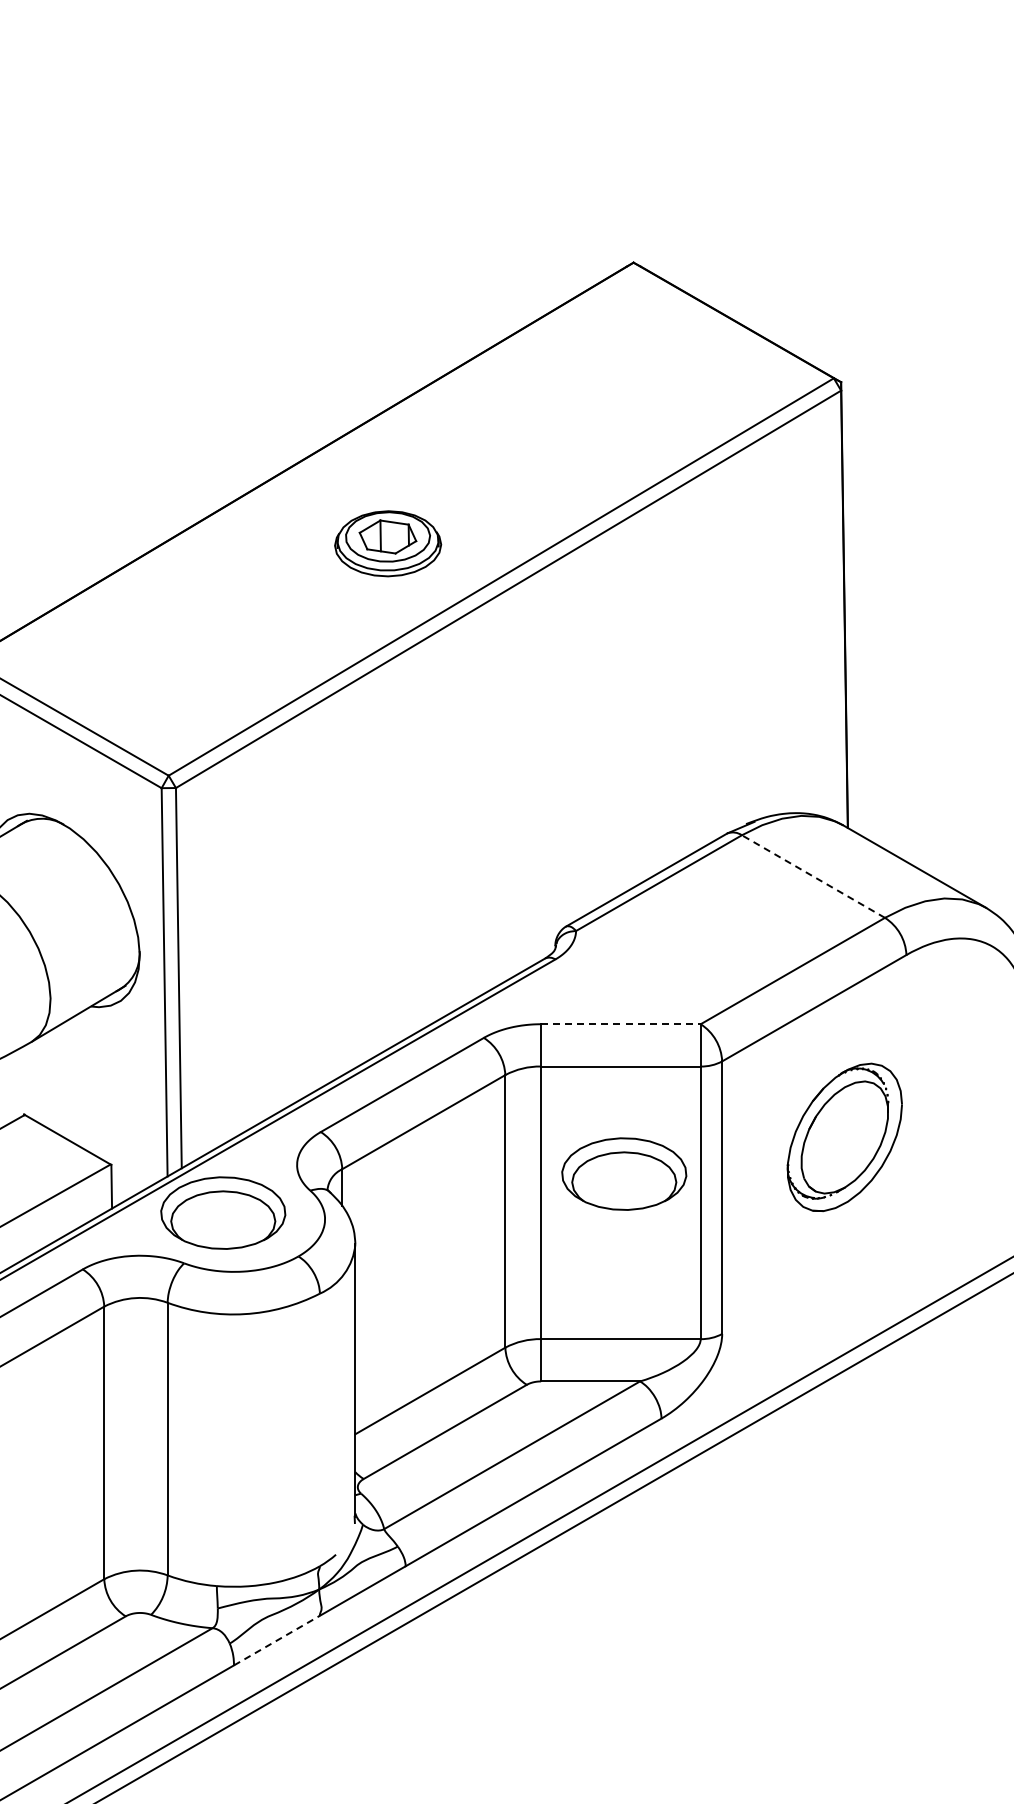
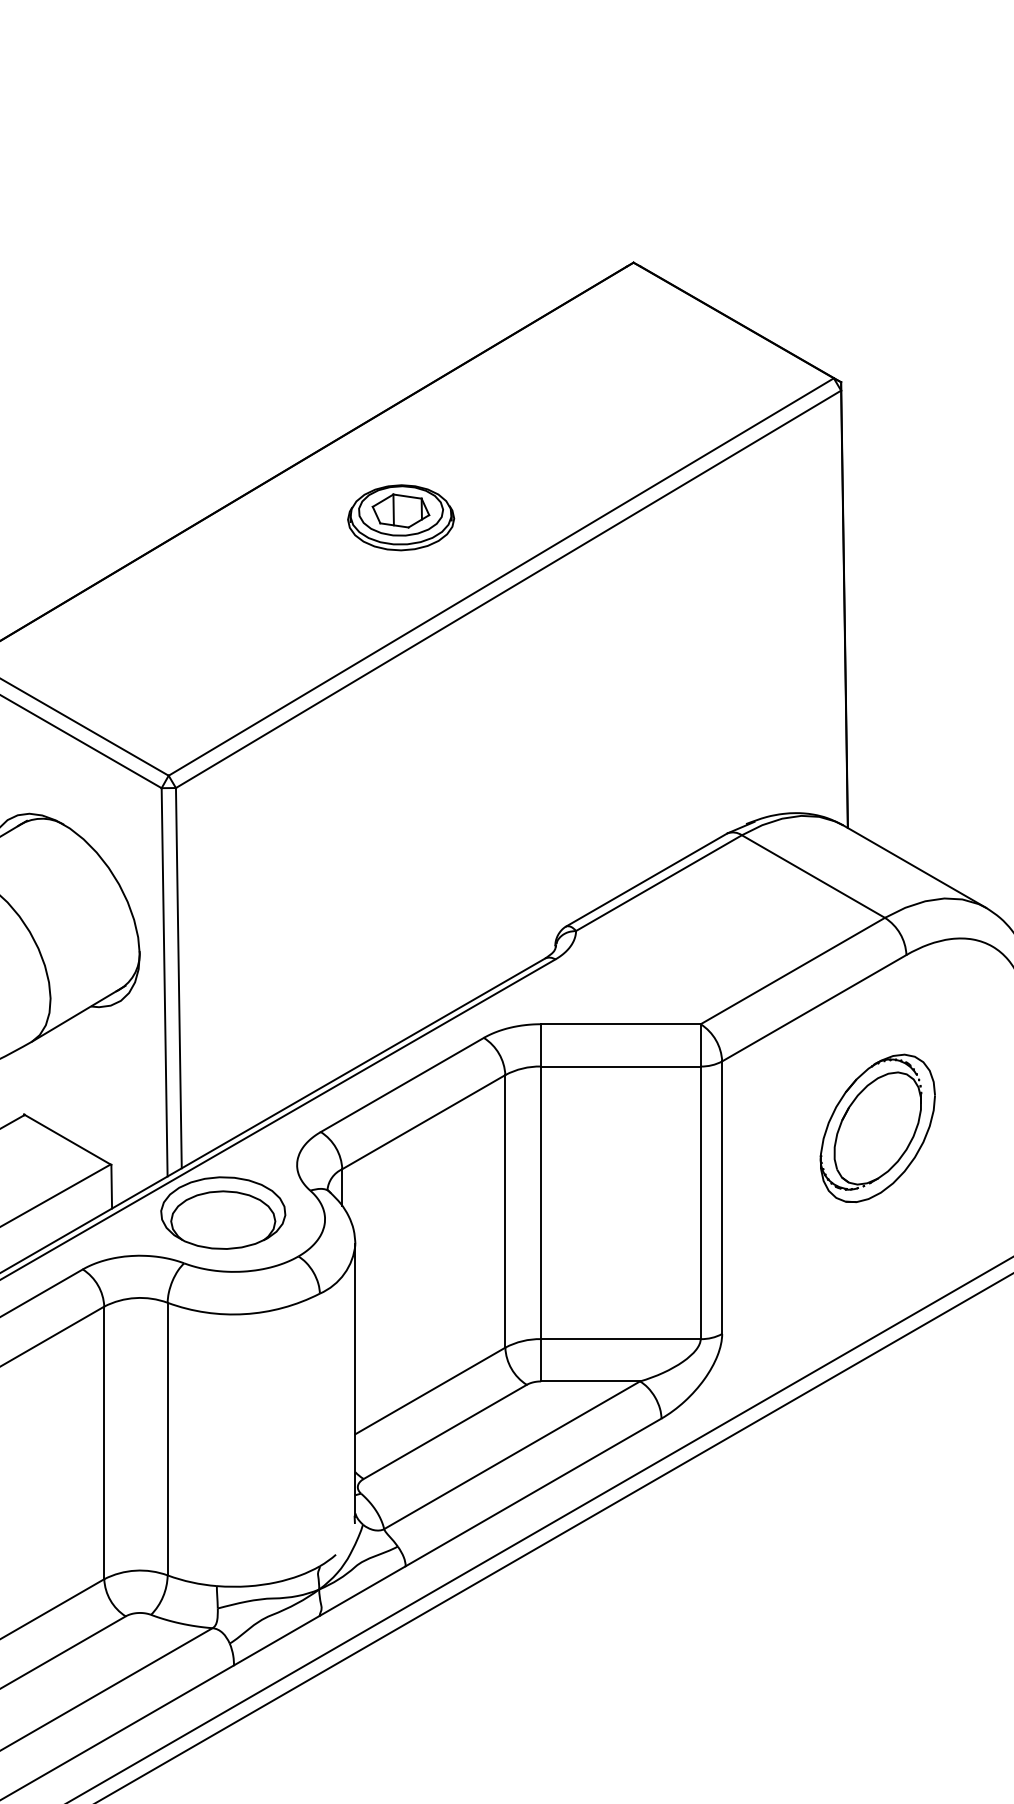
part position: (388, 543) -> (401, 517) (401, 517)
line: dashed -> solid (813, 876)
line: dashed -> solid (620, 1024)
part position: (844, 1137) -> (877, 1128) (877, 1128)
part: present -> none (624, 1173)
line: dashed -> solid (276, 1640)
